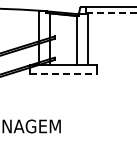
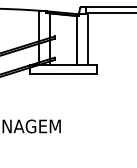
line: dashed -> solid (111, 12)
line: dashed -> solid (63, 73)
